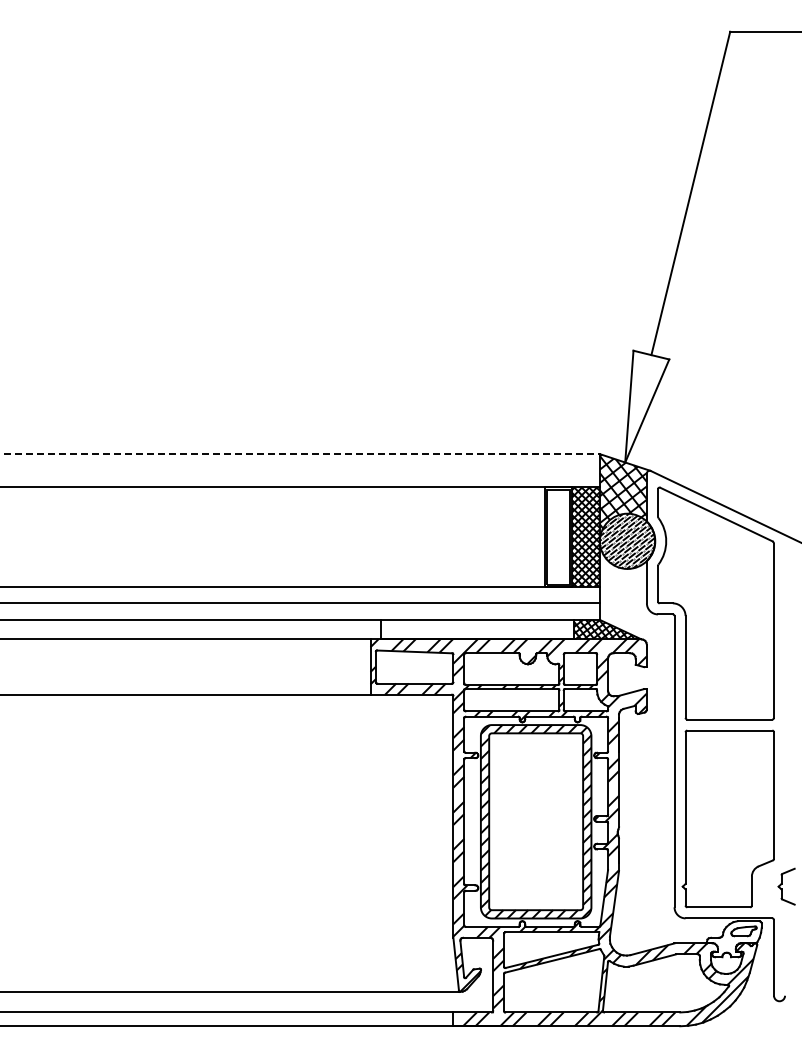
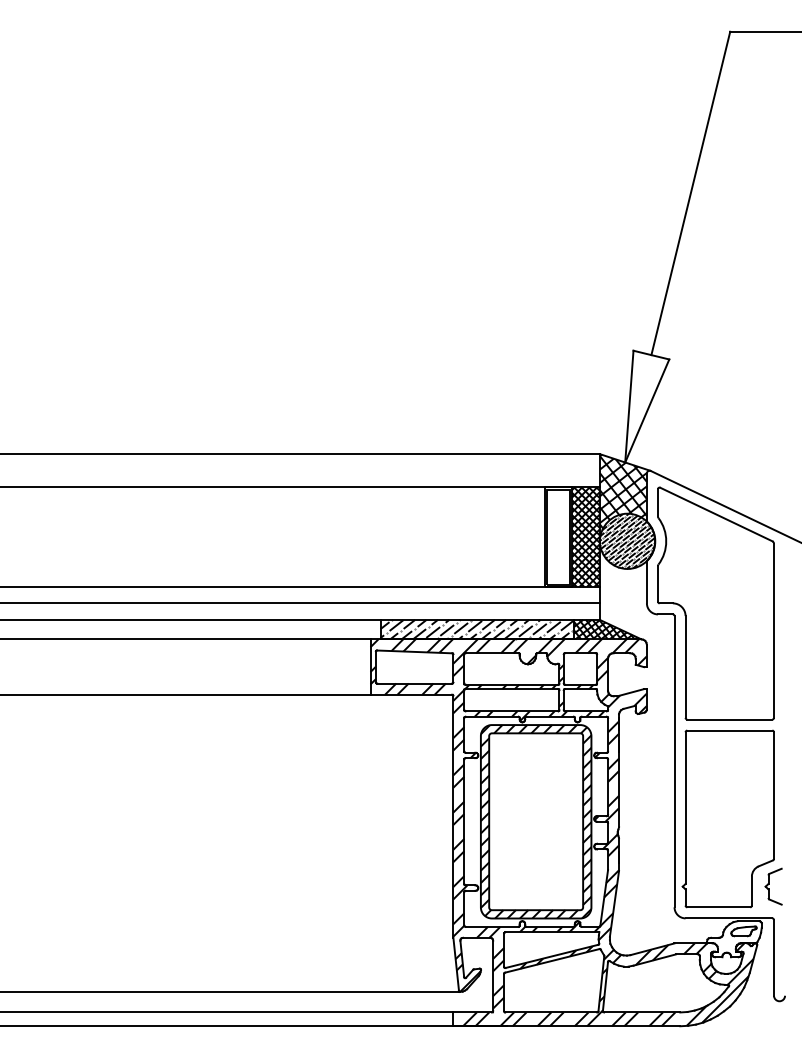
line: dashed -> solid (300, 454)
hatch: none -> present (476, 629)
part position: (786, 886) -> (773, 886) (773, 886)
